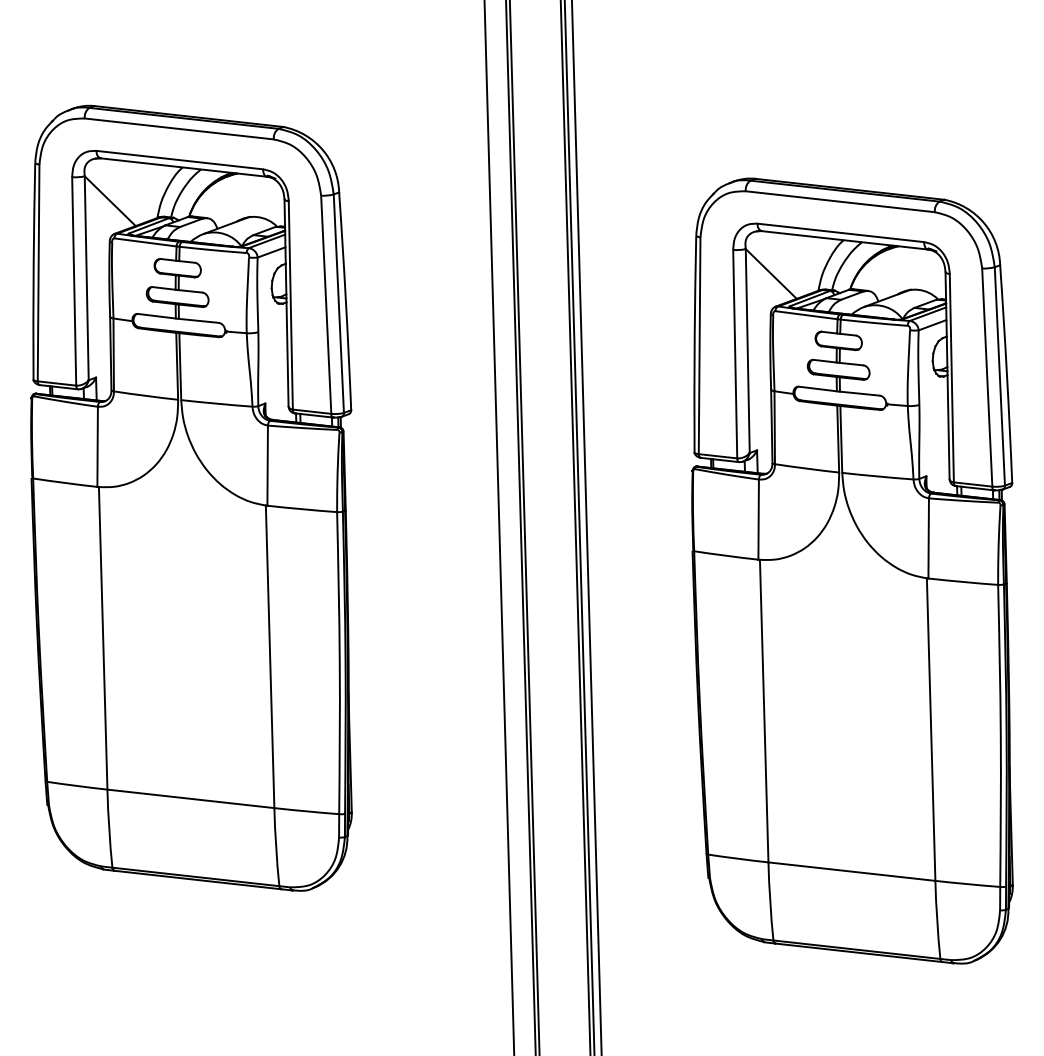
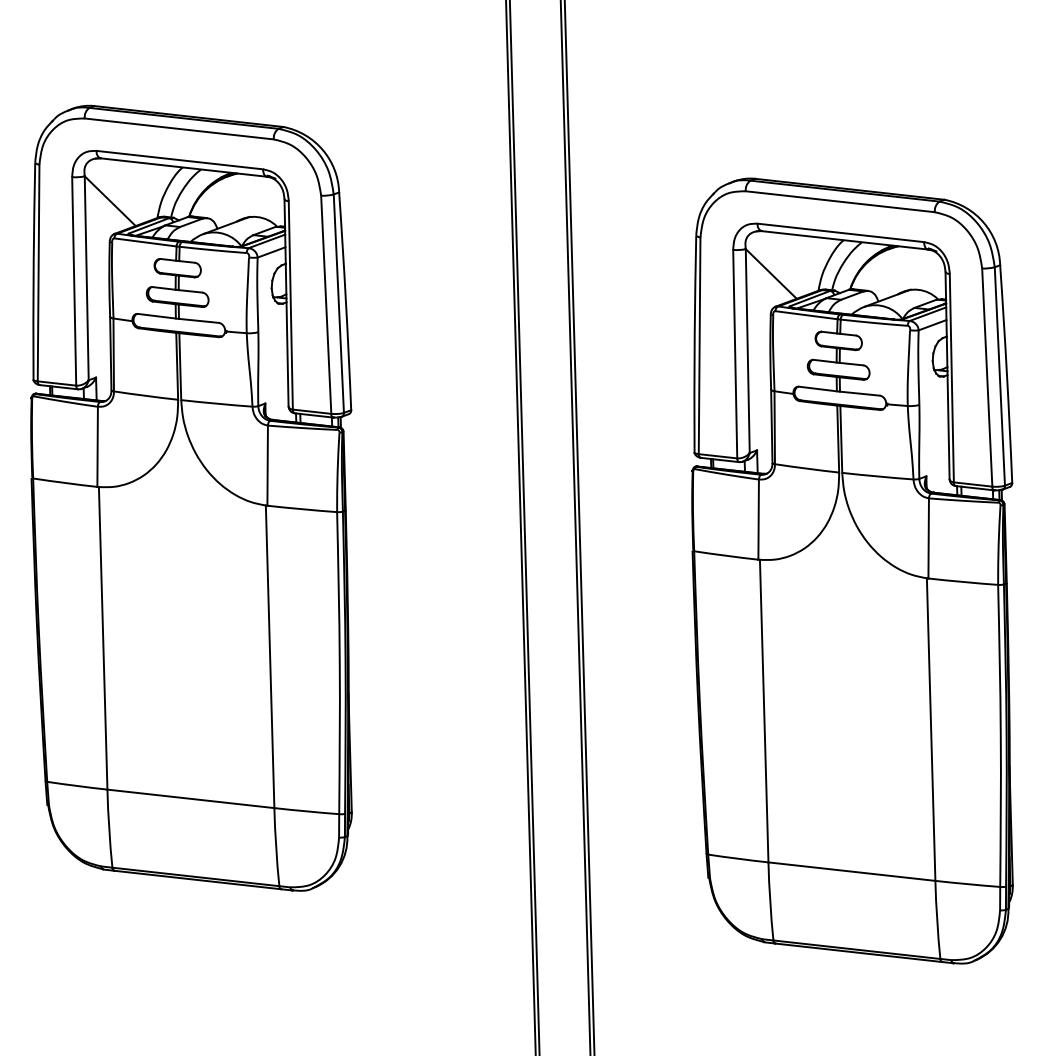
line: present -> none (499, 527)
line: present -> none (586, 527)
